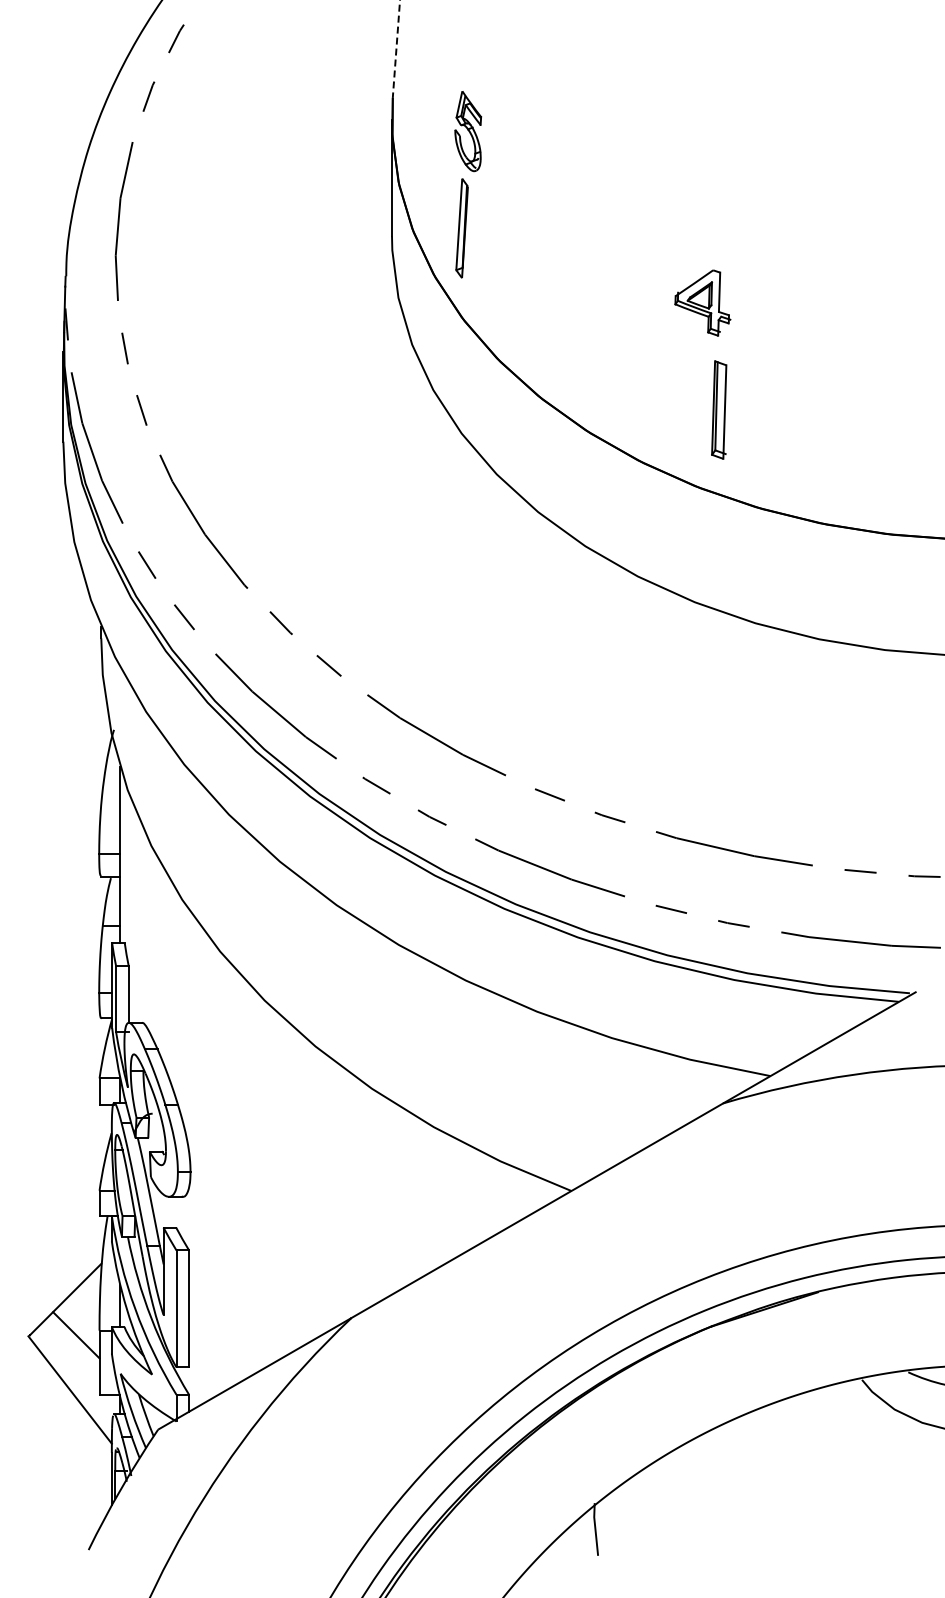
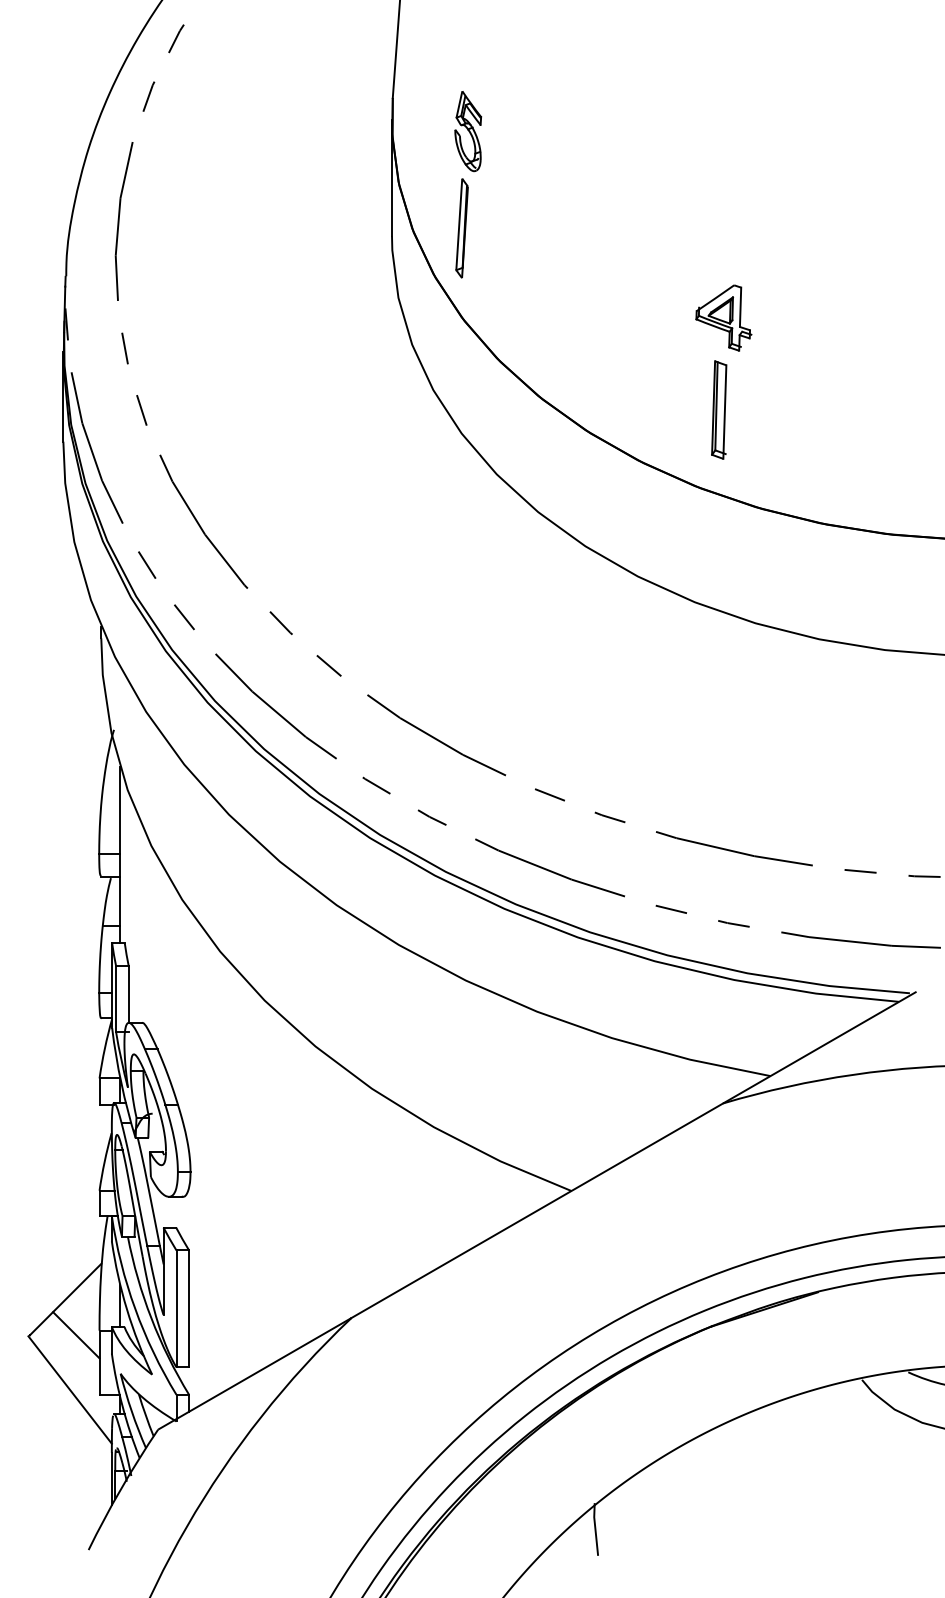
line: dashed -> solid (396, 49)
part position: (702, 302) -> (723, 317) (723, 317)
